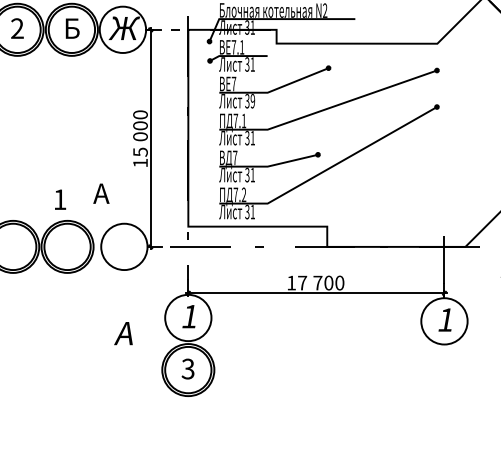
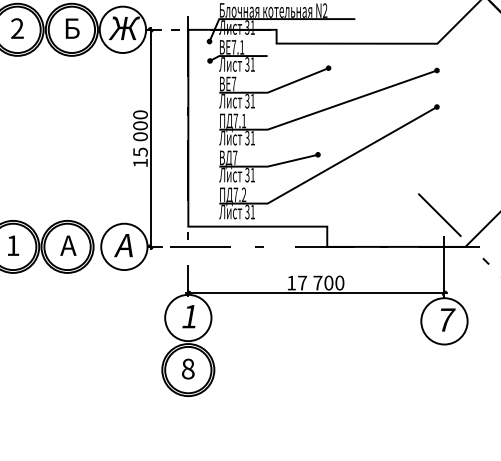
text: 39 -> 31 (252, 101)
text position: (101, 193) -> (68, 245) (68, 245)
text position: (60, 199) -> (13, 245) (13, 245)
line: none -> present (453, 228)
text: 1 -> 7 (446, 319)
text position: (123, 333) -> (123, 245) (123, 245)
text: 3 -> 8 (187, 368)
